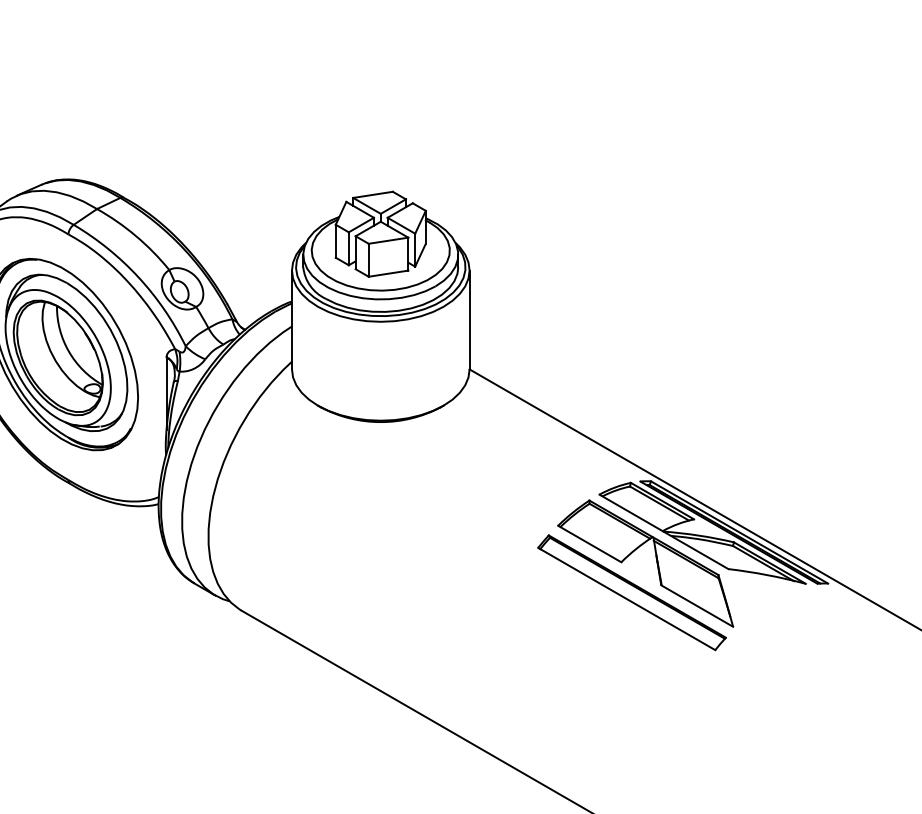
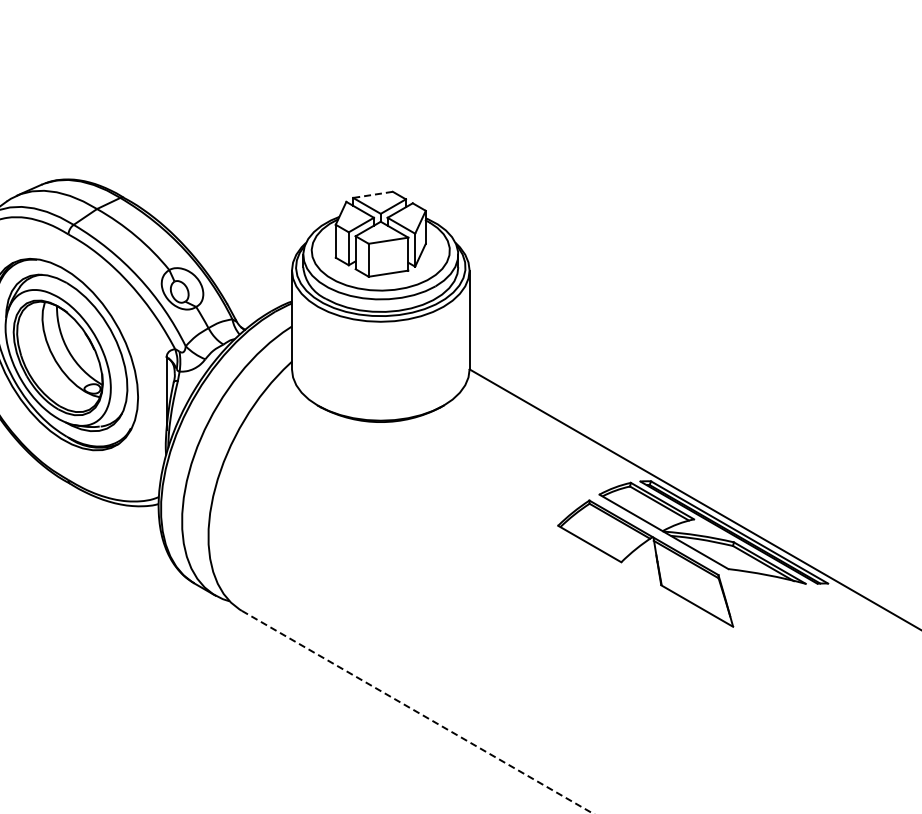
line: solid -> dashed (373, 194)
part: present -> none (631, 592)
line: solid -> dashed (417, 712)
